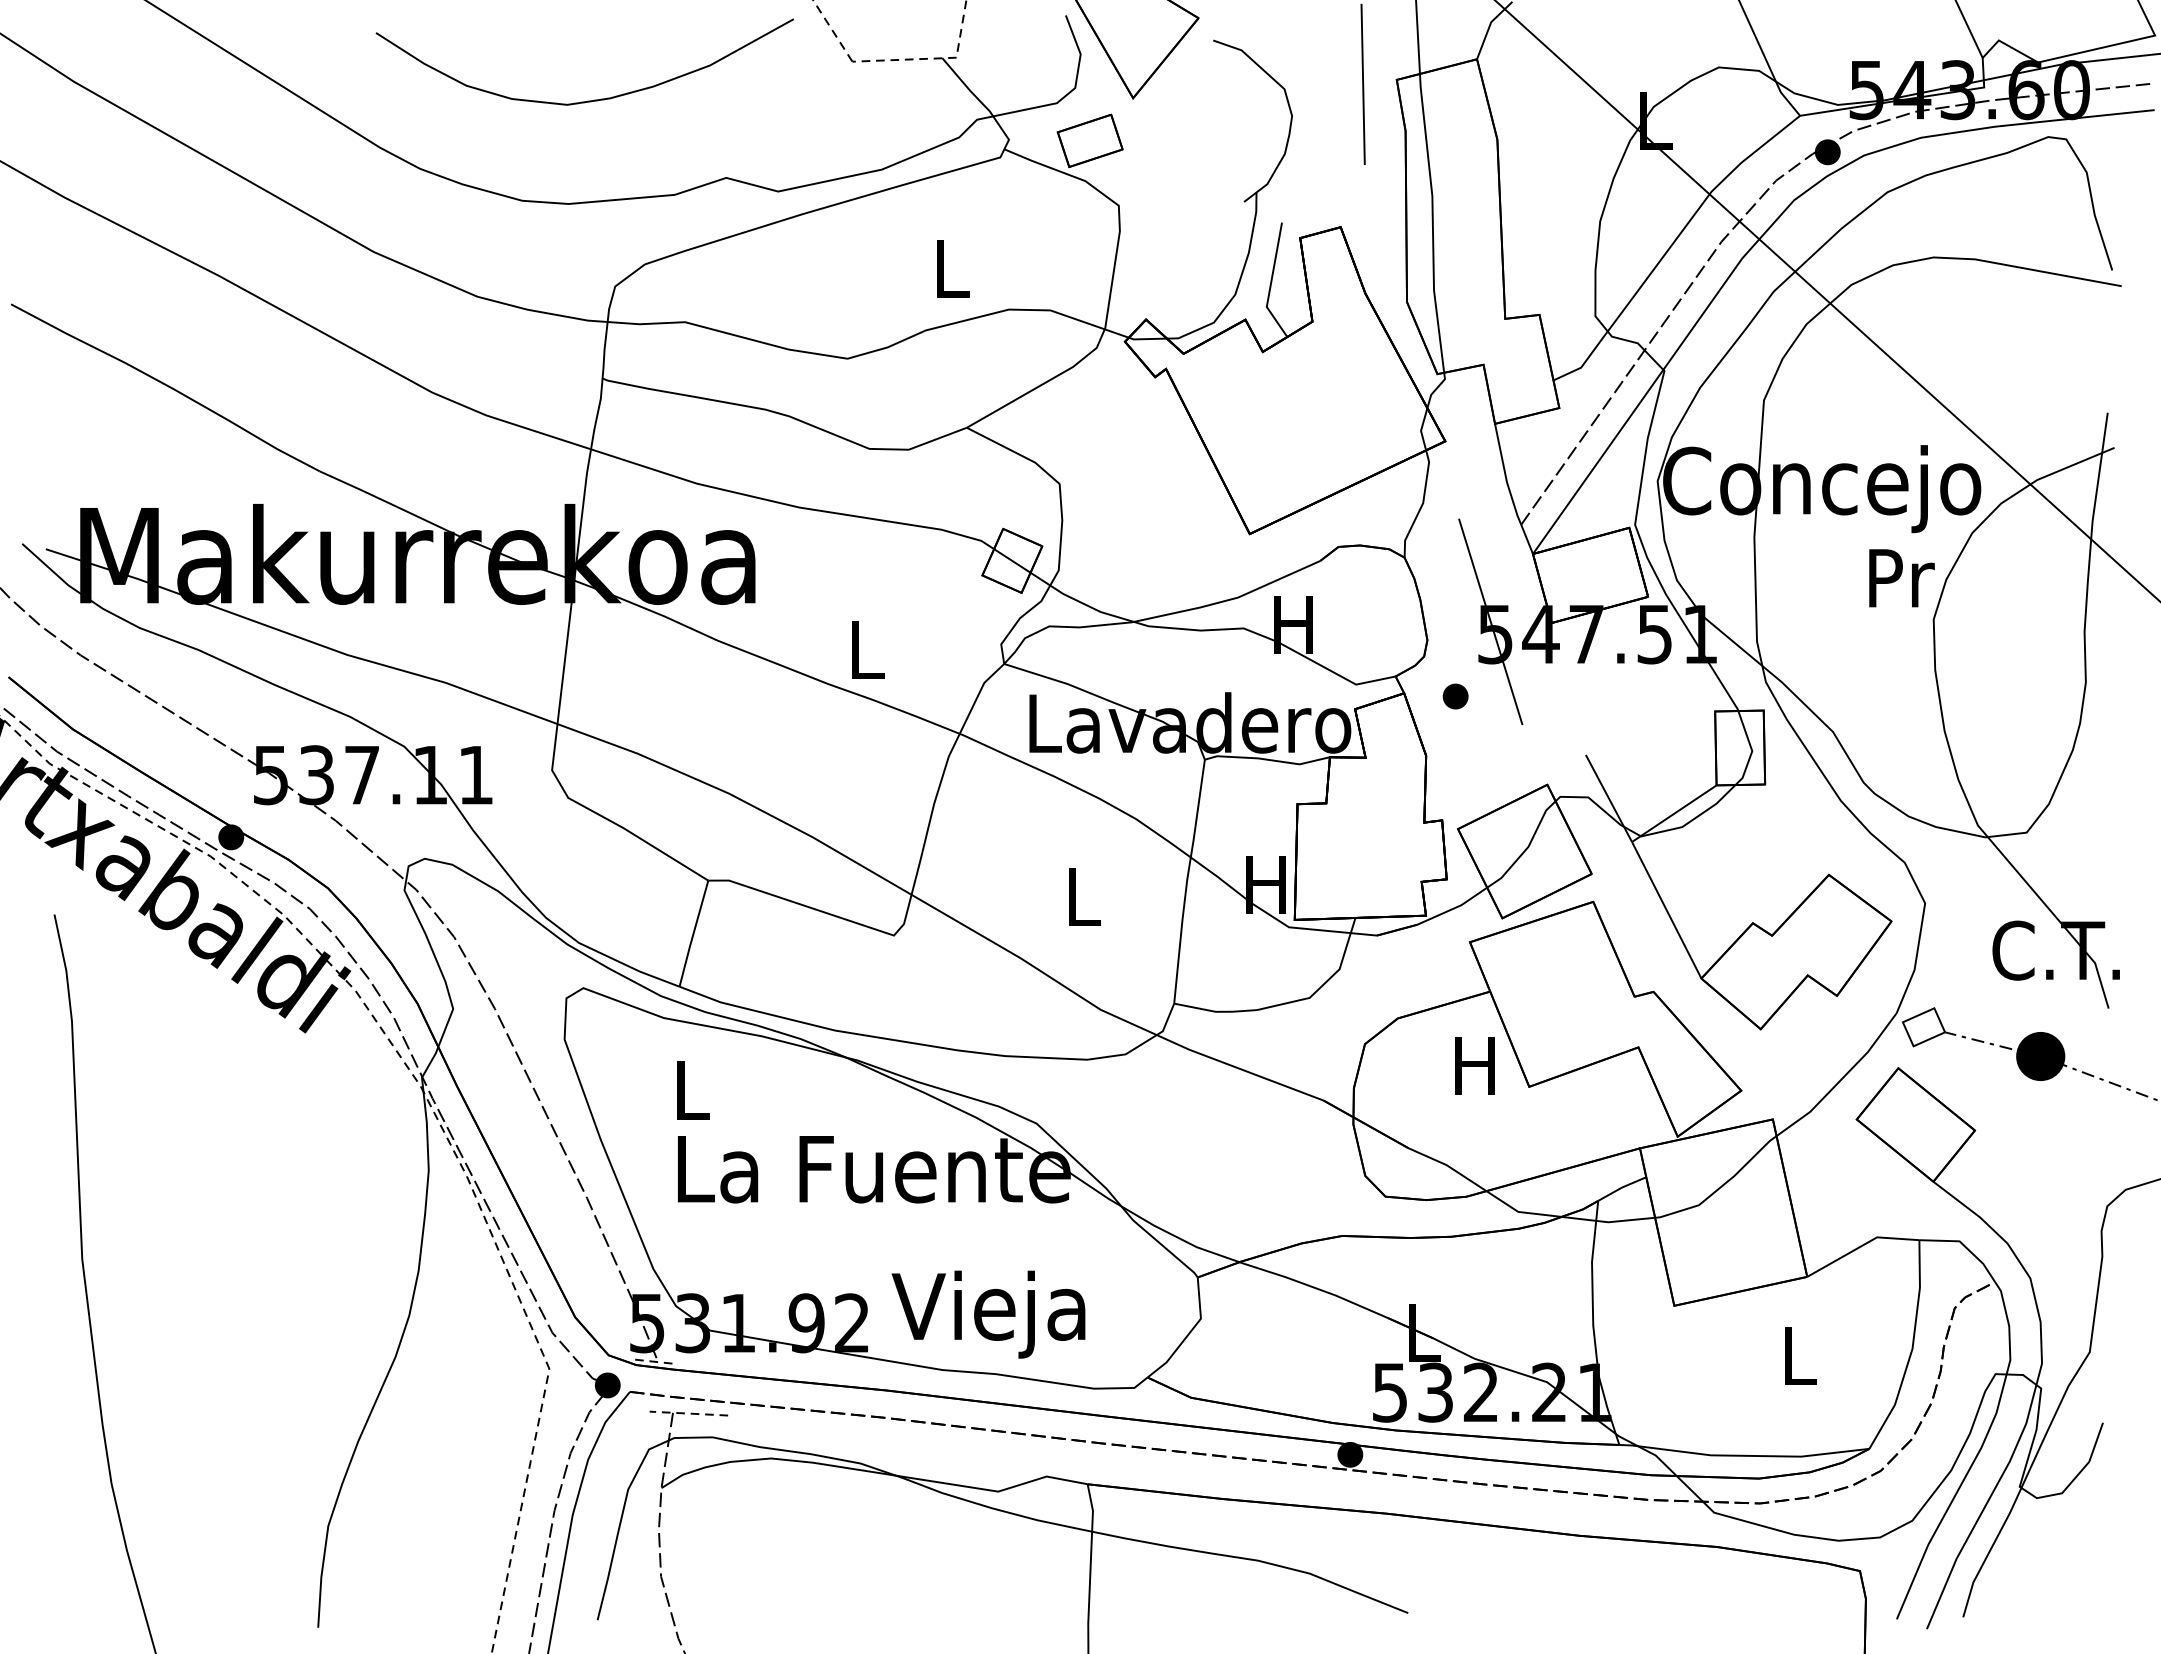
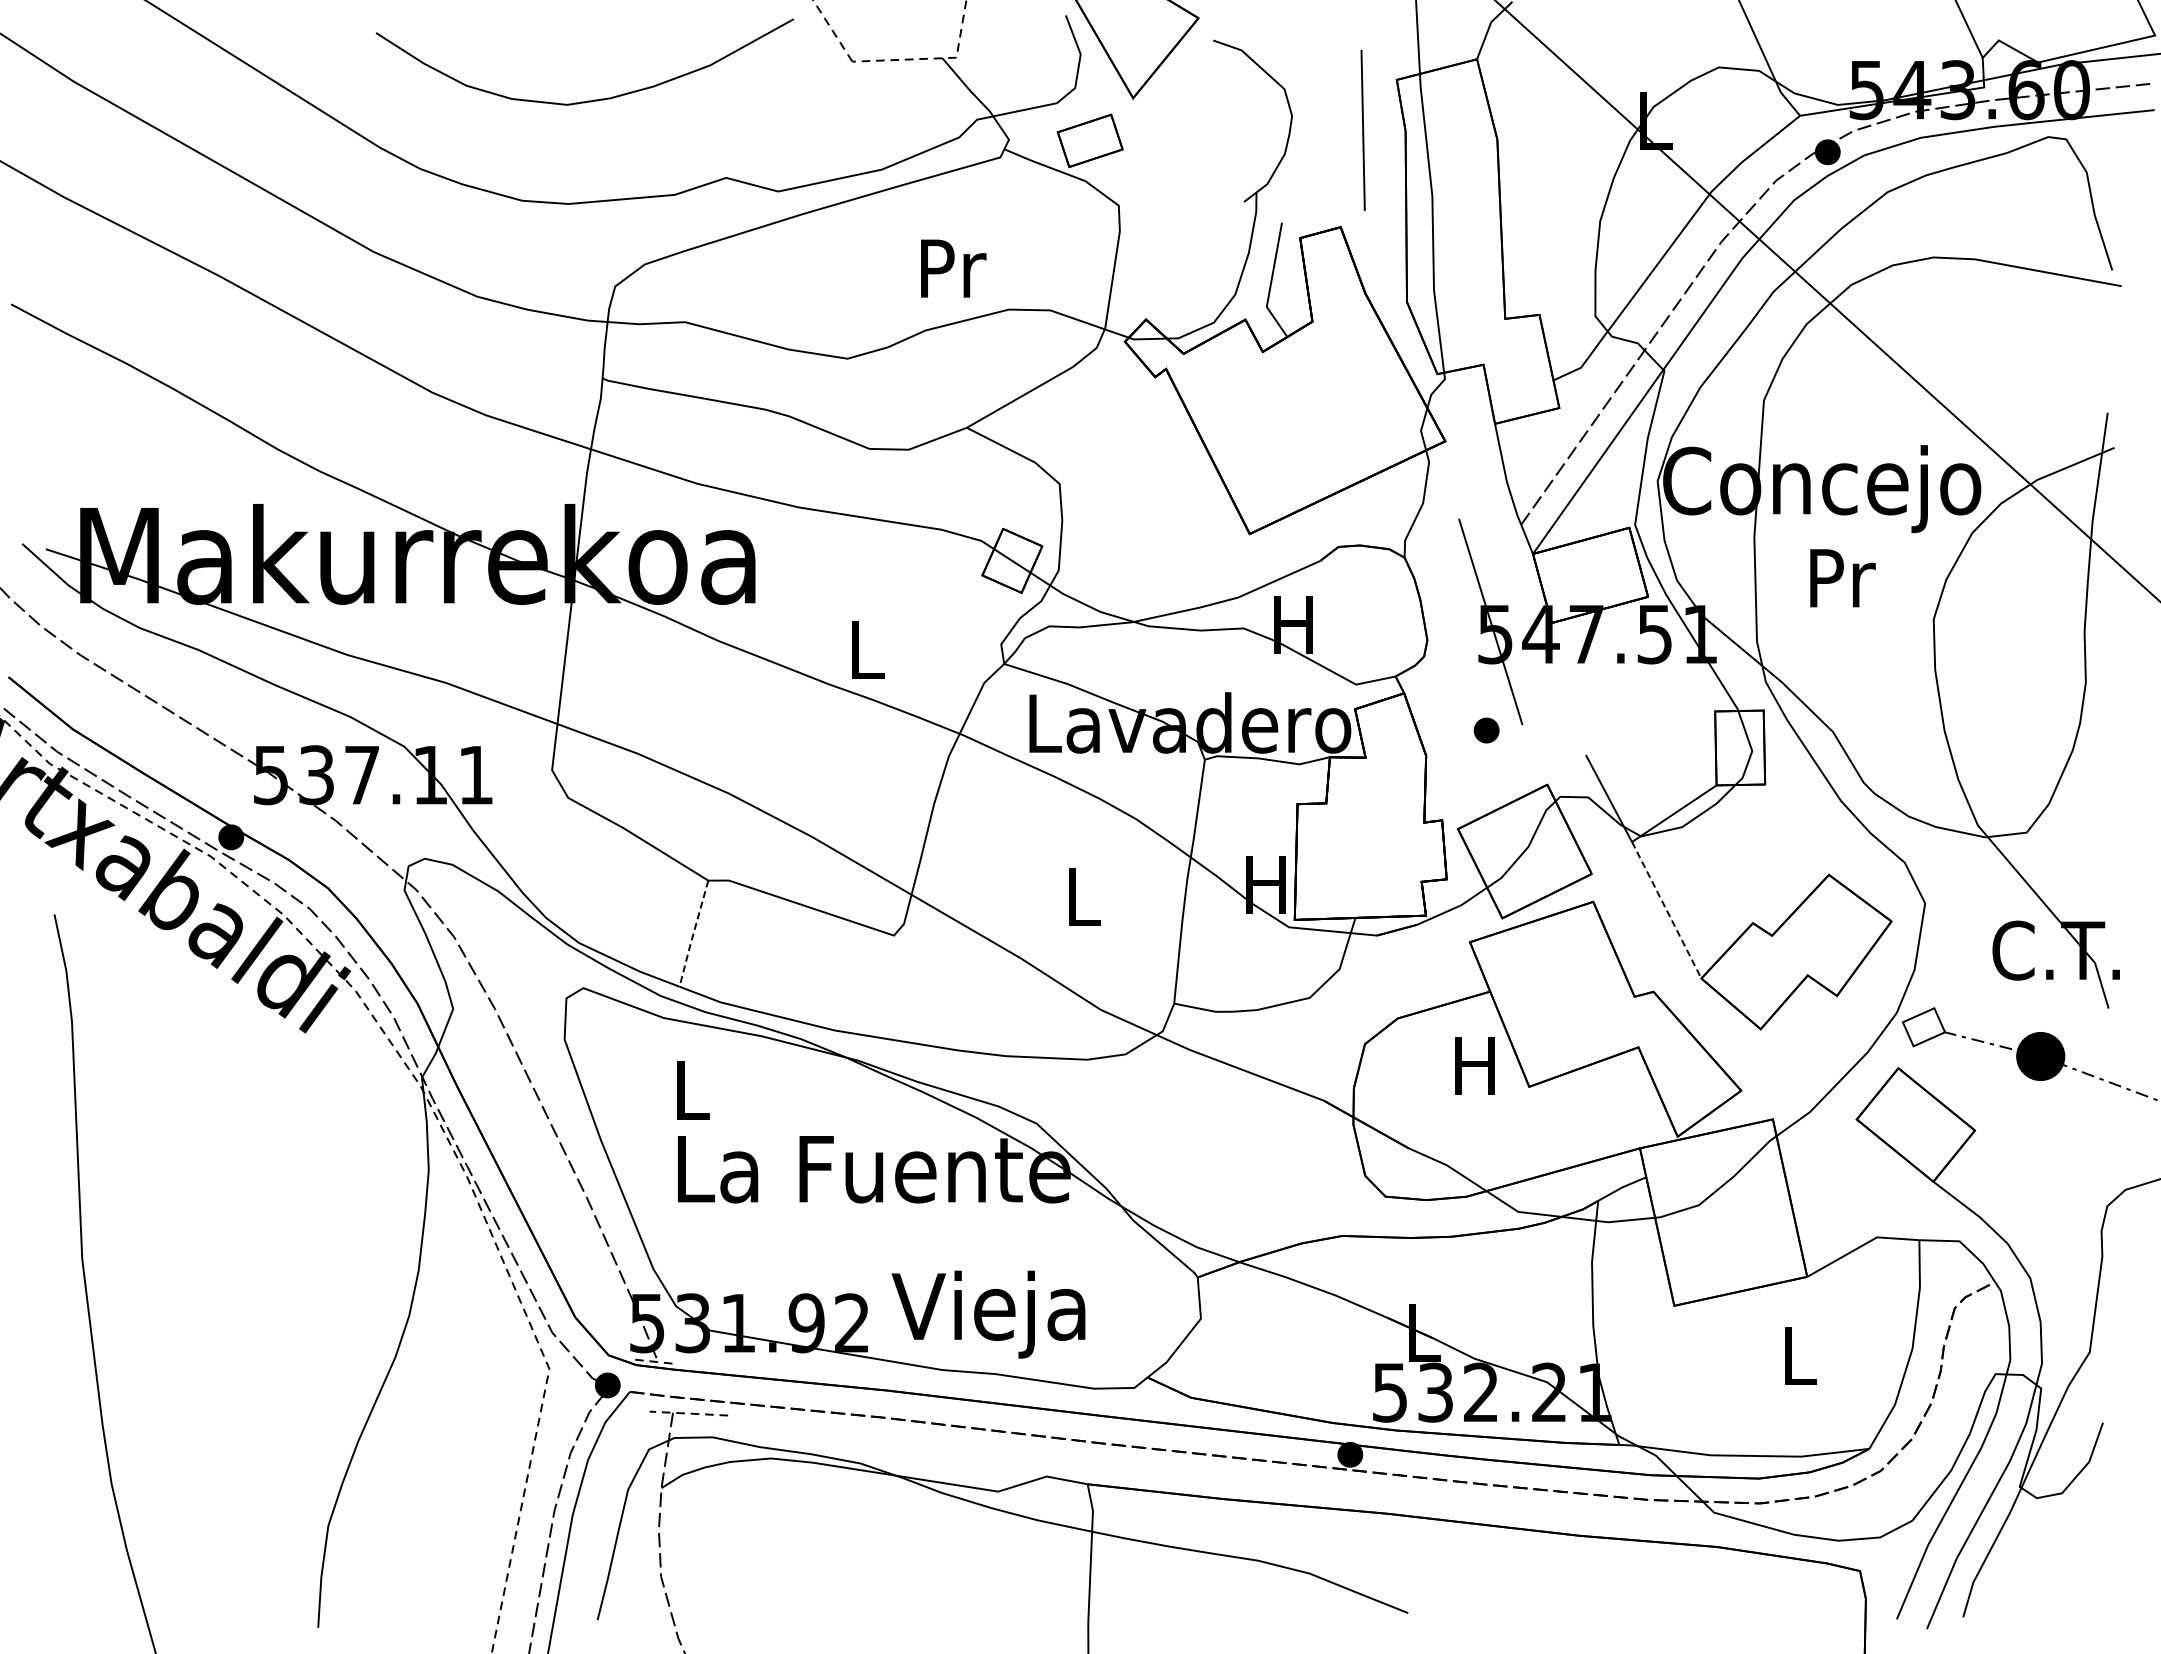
line position: (1362, 83) -> (1362, 129) (1362, 129)
text: L -> Pr (953, 268)
text position: (1901, 578) -> (1842, 578) (1842, 578)
part position: (1455, 696) -> (1486, 730) (1486, 730)
line: solid -> dashed (1666, 910)
line: solid -> dashed (693, 934)
